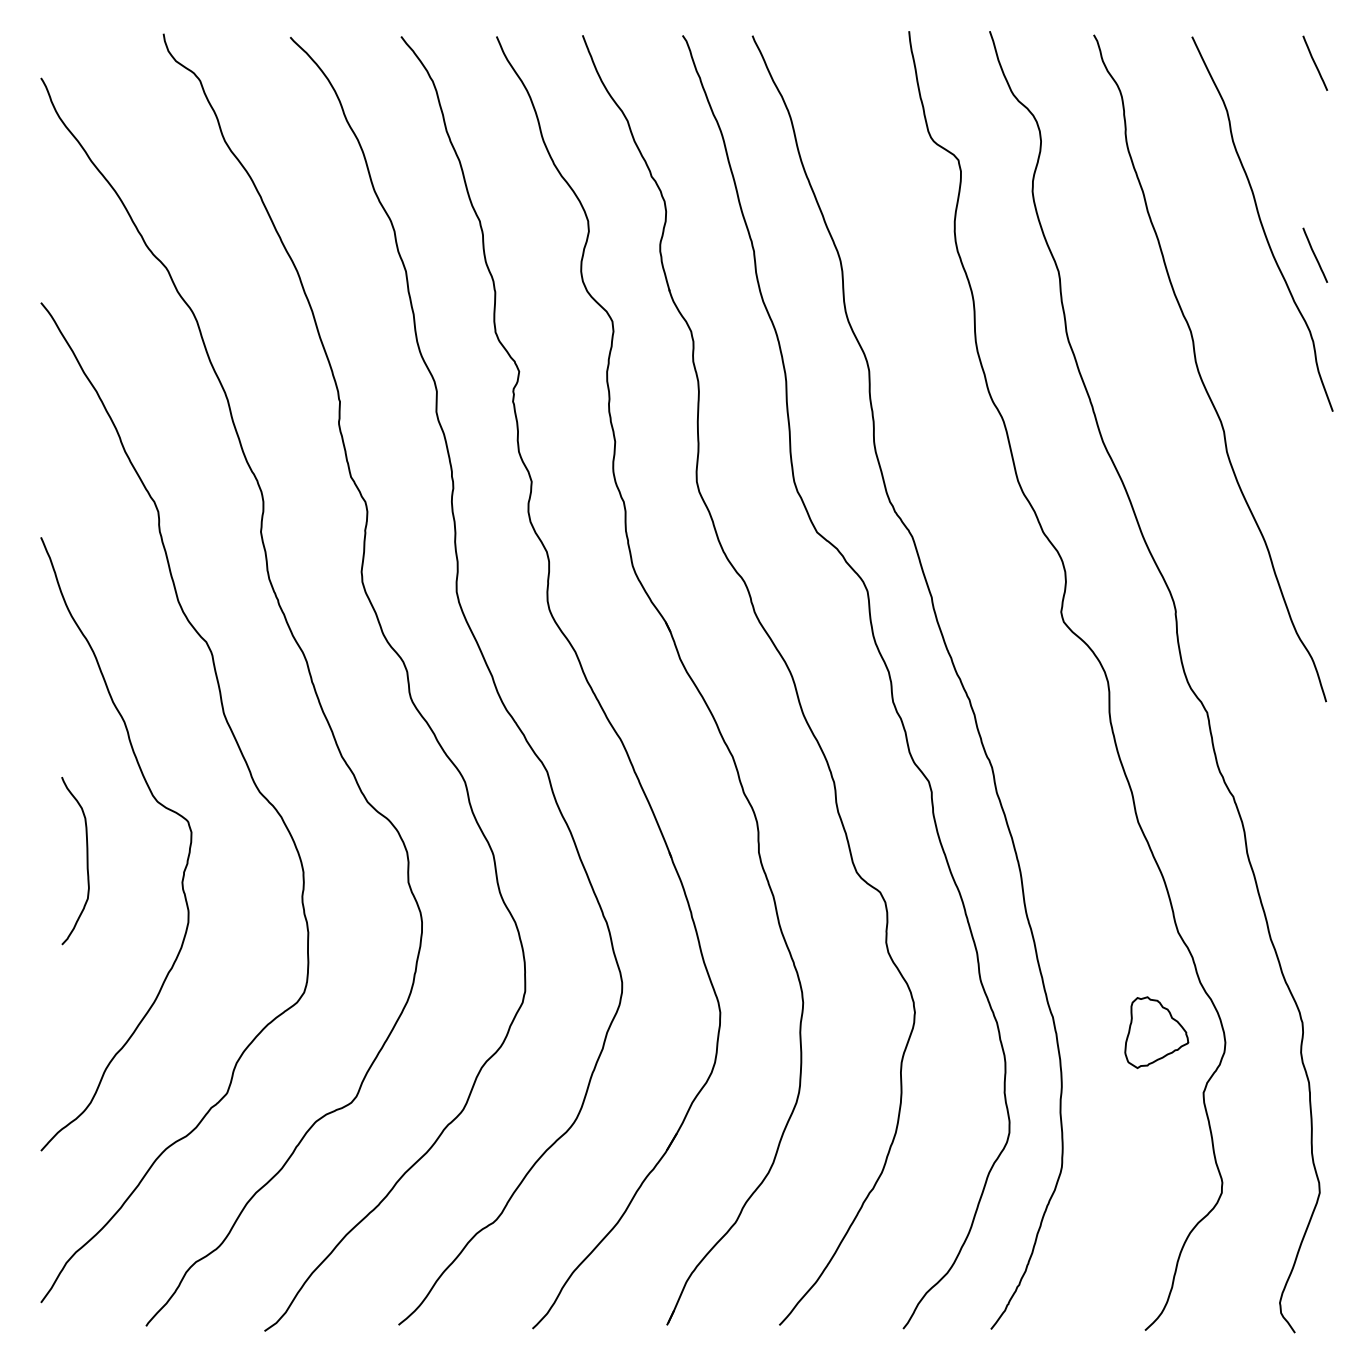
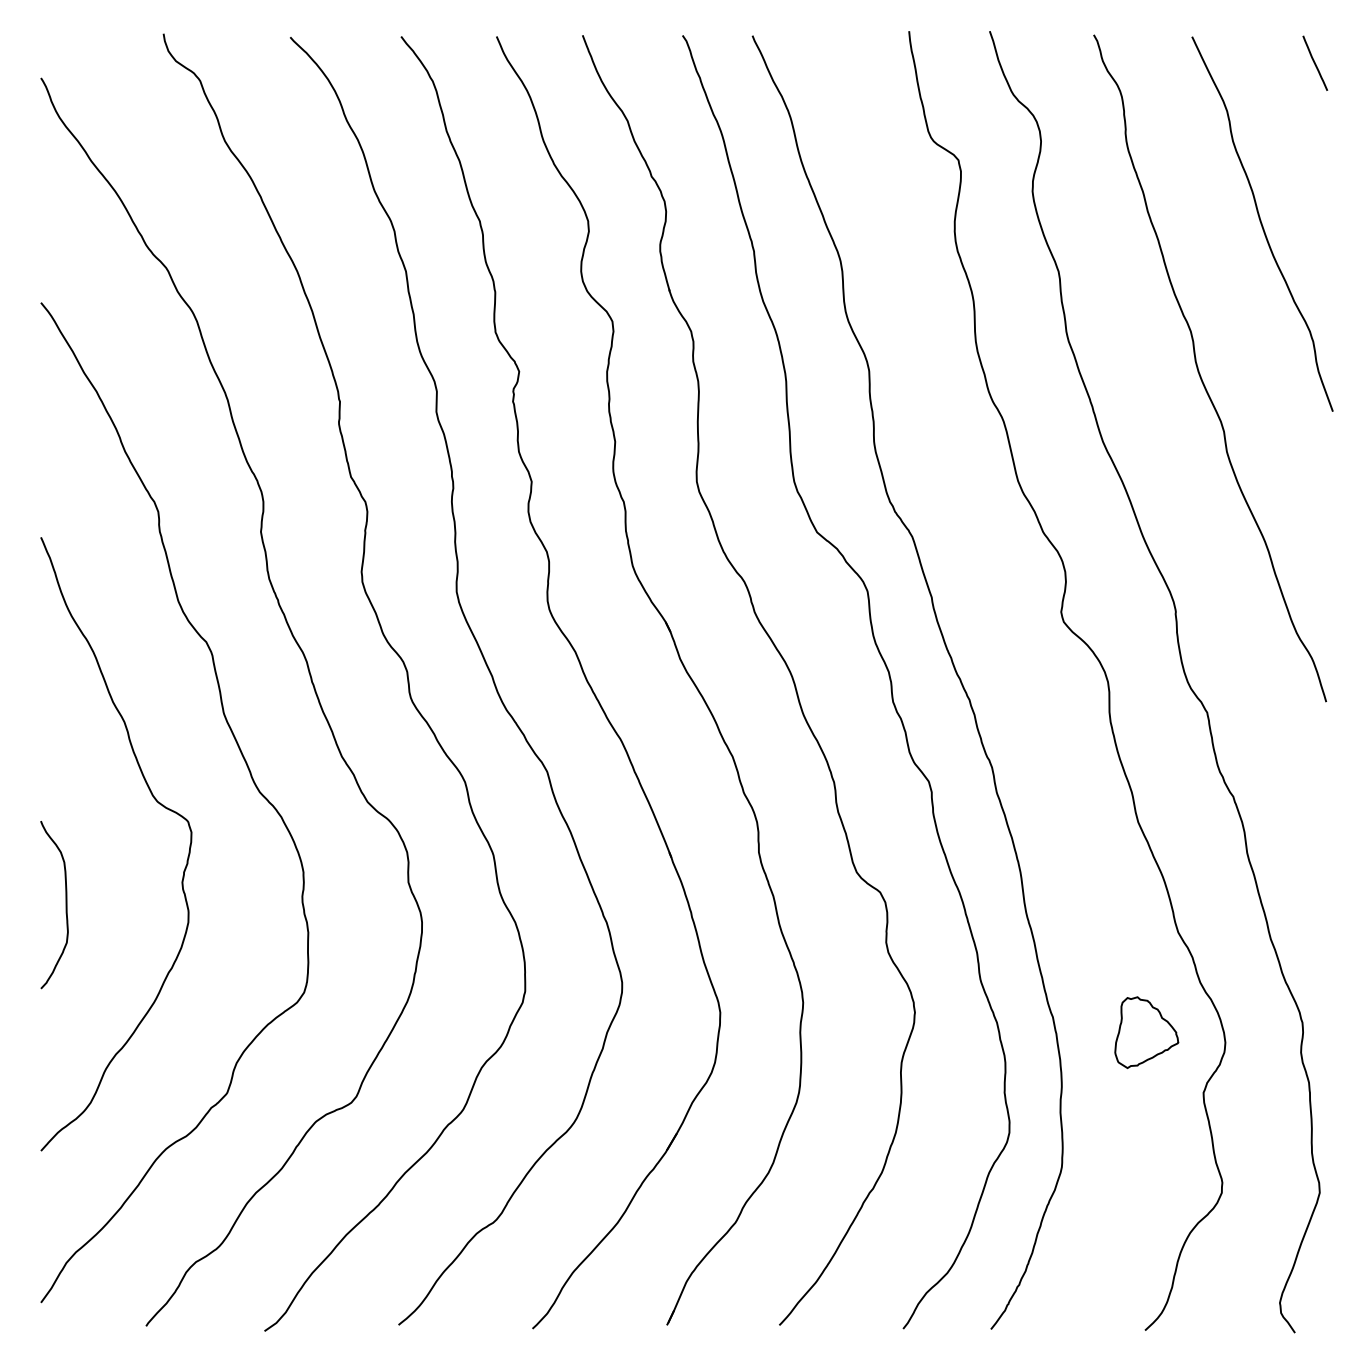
line: present -> none (1315, 254)
curve position: (86, 861) -> (65, 905) (65, 905)
part position: (1156, 1032) -> (1146, 1032) (1146, 1032)
